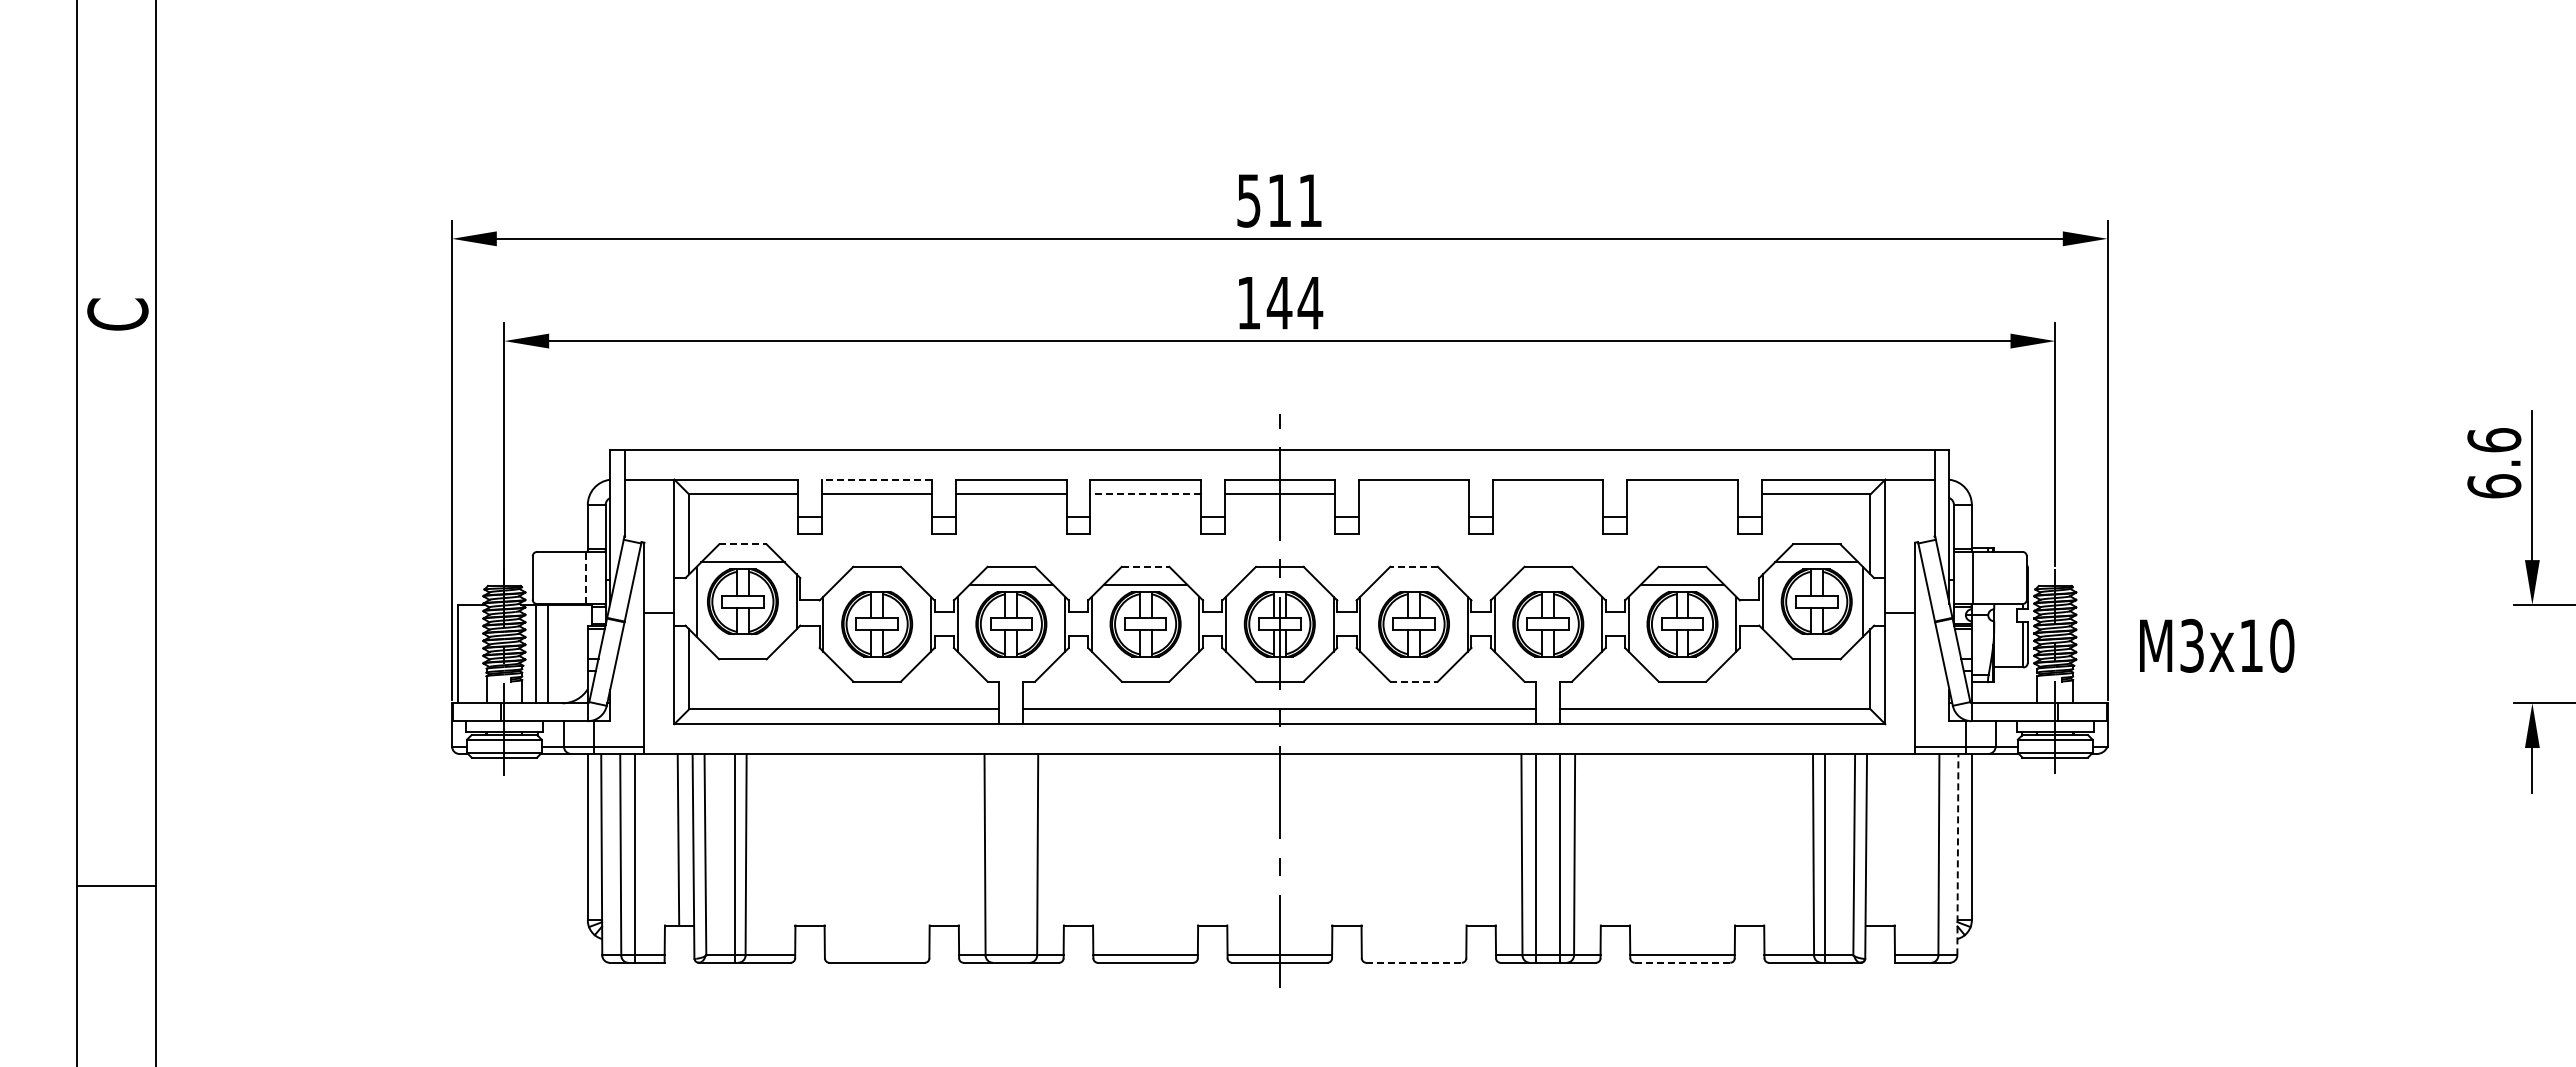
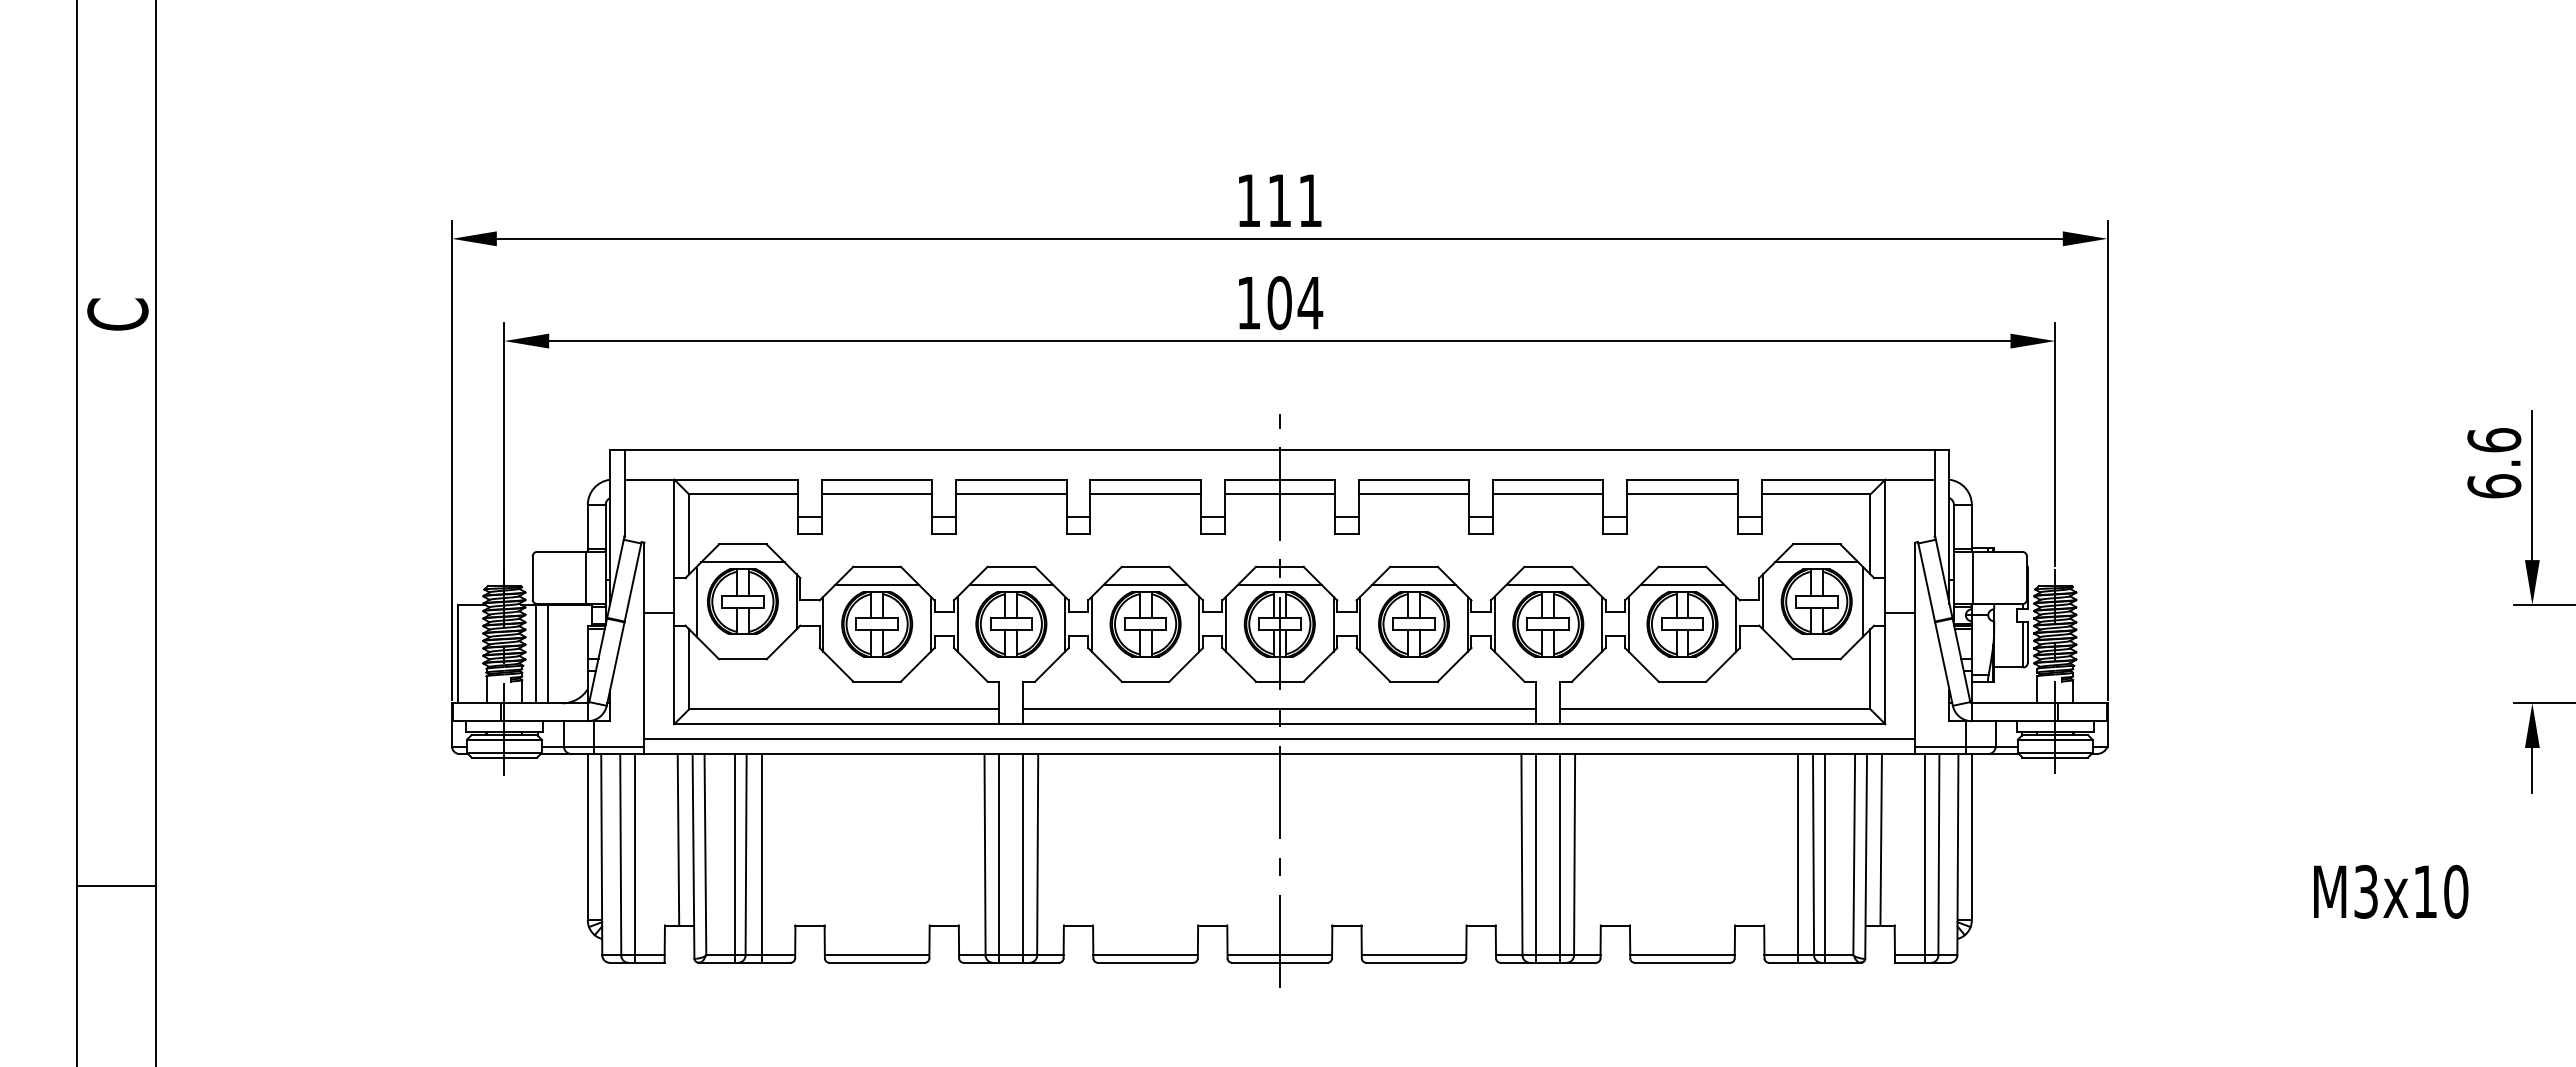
text: 511 -> 111 (1248, 200)
text: 144 -> 104 (1279, 303)
line: dashed -> solid (876, 479)
line: dashed -> solid (1145, 494)
line: none -> present (1413, 494)
line: none -> present (1548, 494)
line: none -> present (1682, 494)
line: dashed -> solid (742, 544)
line: dashed -> solid (1145, 566)
line: dashed -> solid (1414, 566)
line: dashed -> solid (586, 577)
line: none -> present (876, 584)
line: none -> present (1279, 584)
line: none -> present (1413, 584)
line: none -> present (1547, 584)
text position: (2217, 645) -> (2391, 891) (2391, 891)
line: dashed -> solid (1414, 681)
line: none -> present (1279, 739)
line: none -> present (1880, 839)
line: dashed -> solid (1957, 854)
line: none -> present (761, 858)
line: none -> present (999, 858)
line: none -> present (1023, 858)
line: none -> present (1798, 858)
line: none -> present (1925, 858)
line: none -> present (876, 955)
line: none -> present (1413, 955)
line: dashed -> solid (1414, 962)
line: dashed -> solid (1682, 962)
